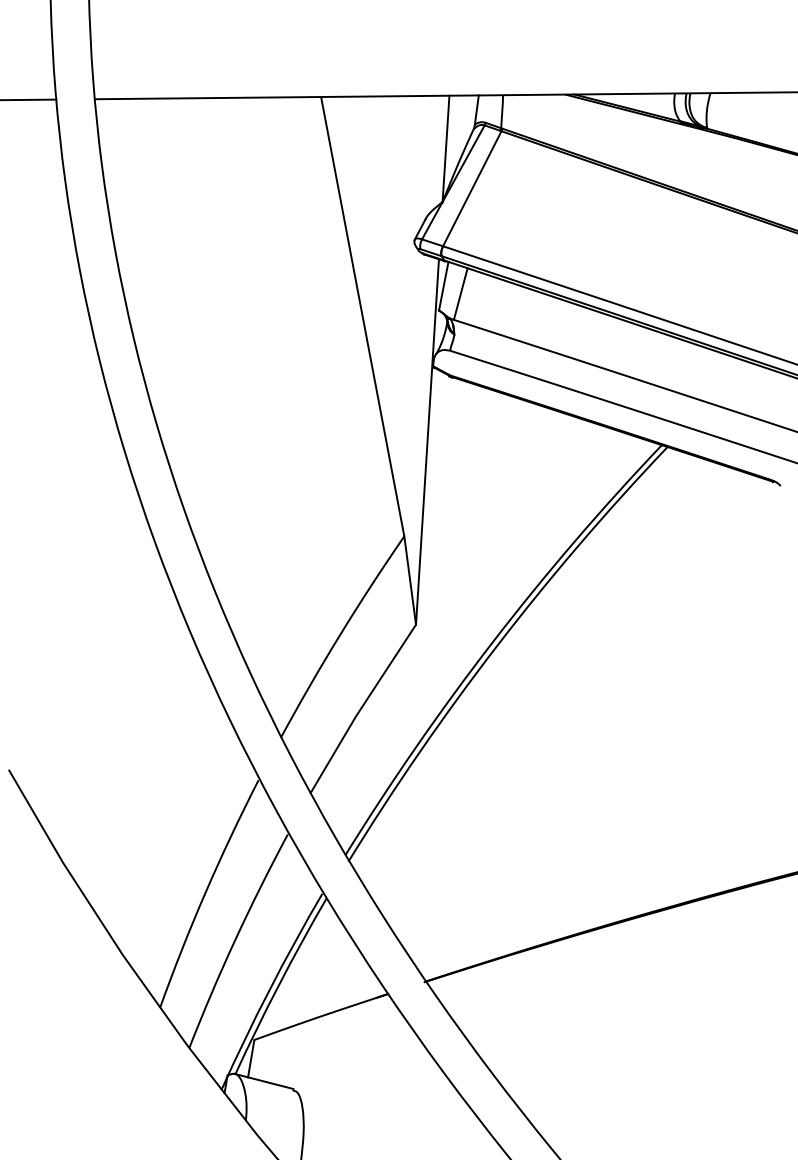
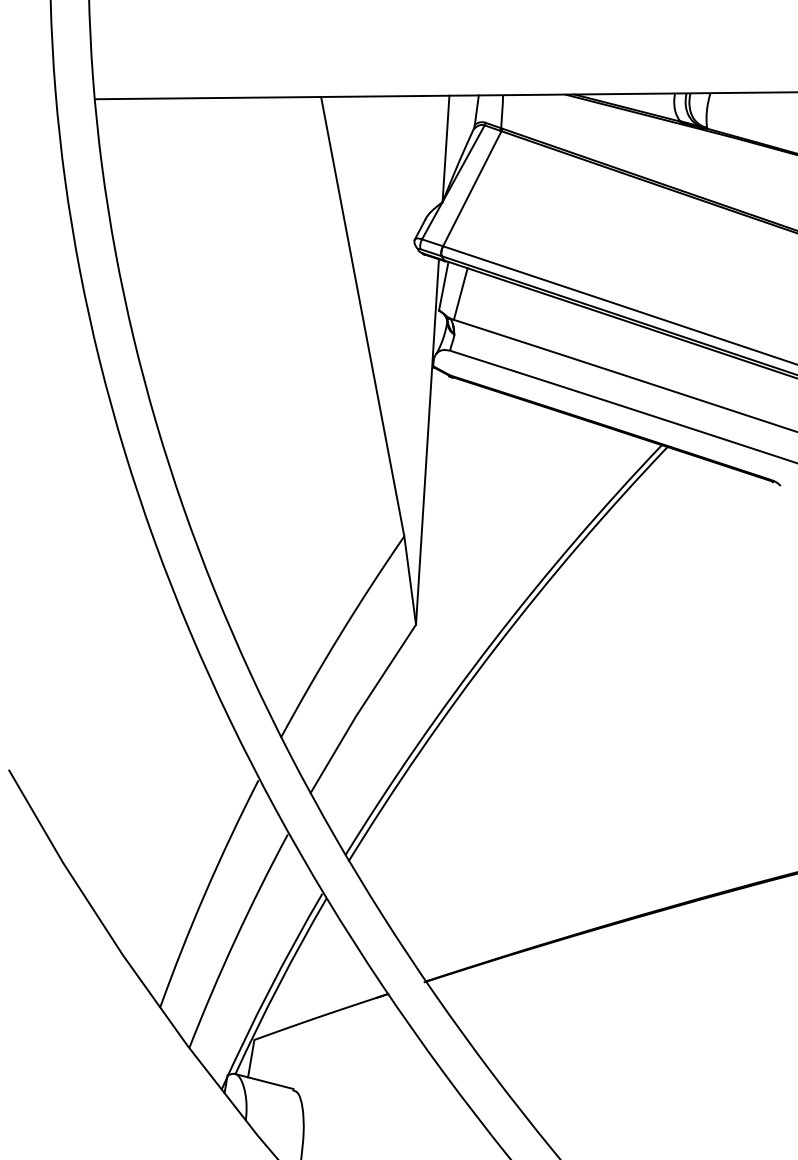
line: present -> none (29, 99)
